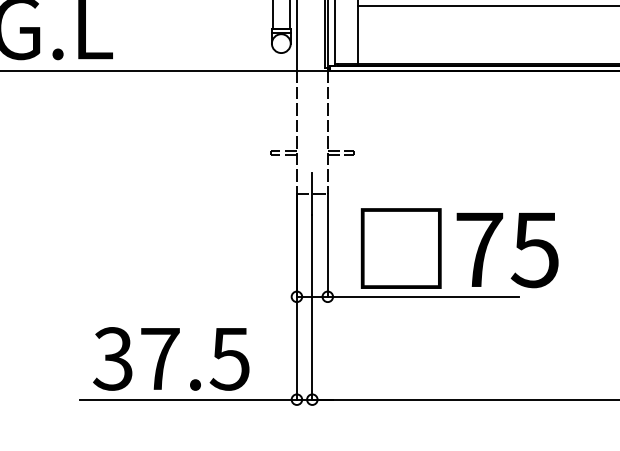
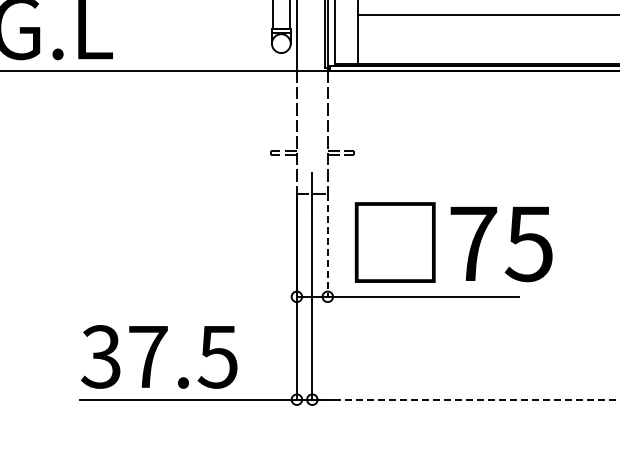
line position: (486, 5) -> (486, 14) (486, 14)
line: solid -> dashed (327, 246)
text position: (459, 248) -> (453, 242) (453, 242)
text position: (171, 358) -> (159, 356) (159, 356)
line: solid -> dashed (466, 399)
